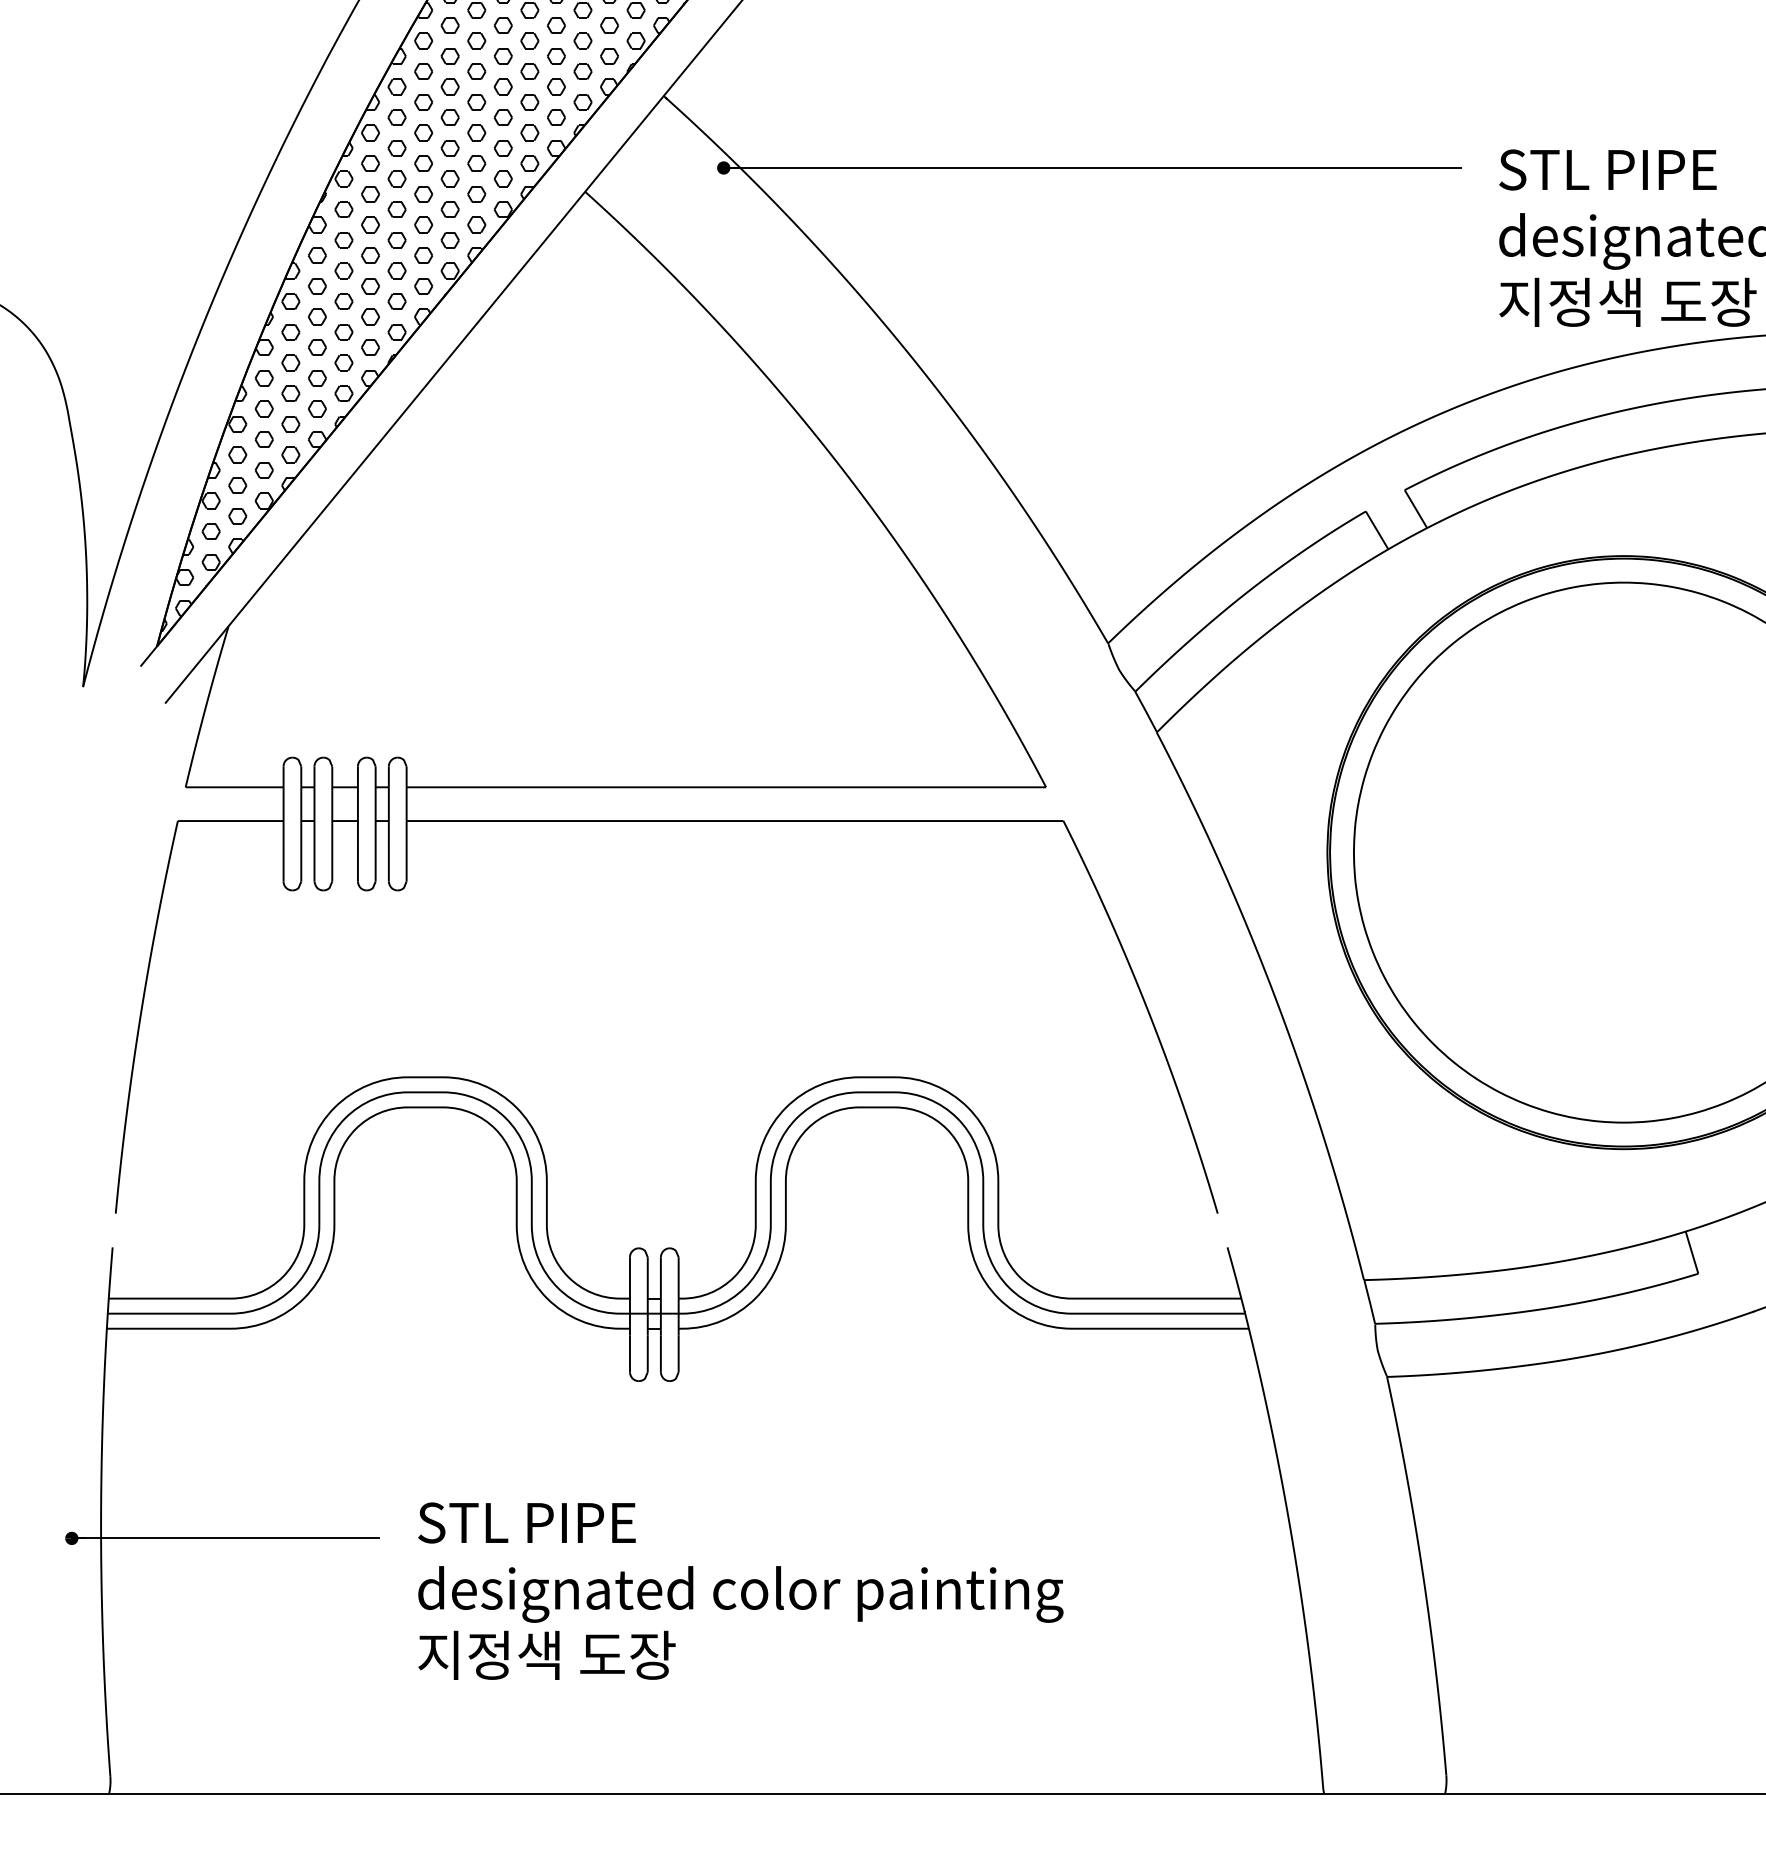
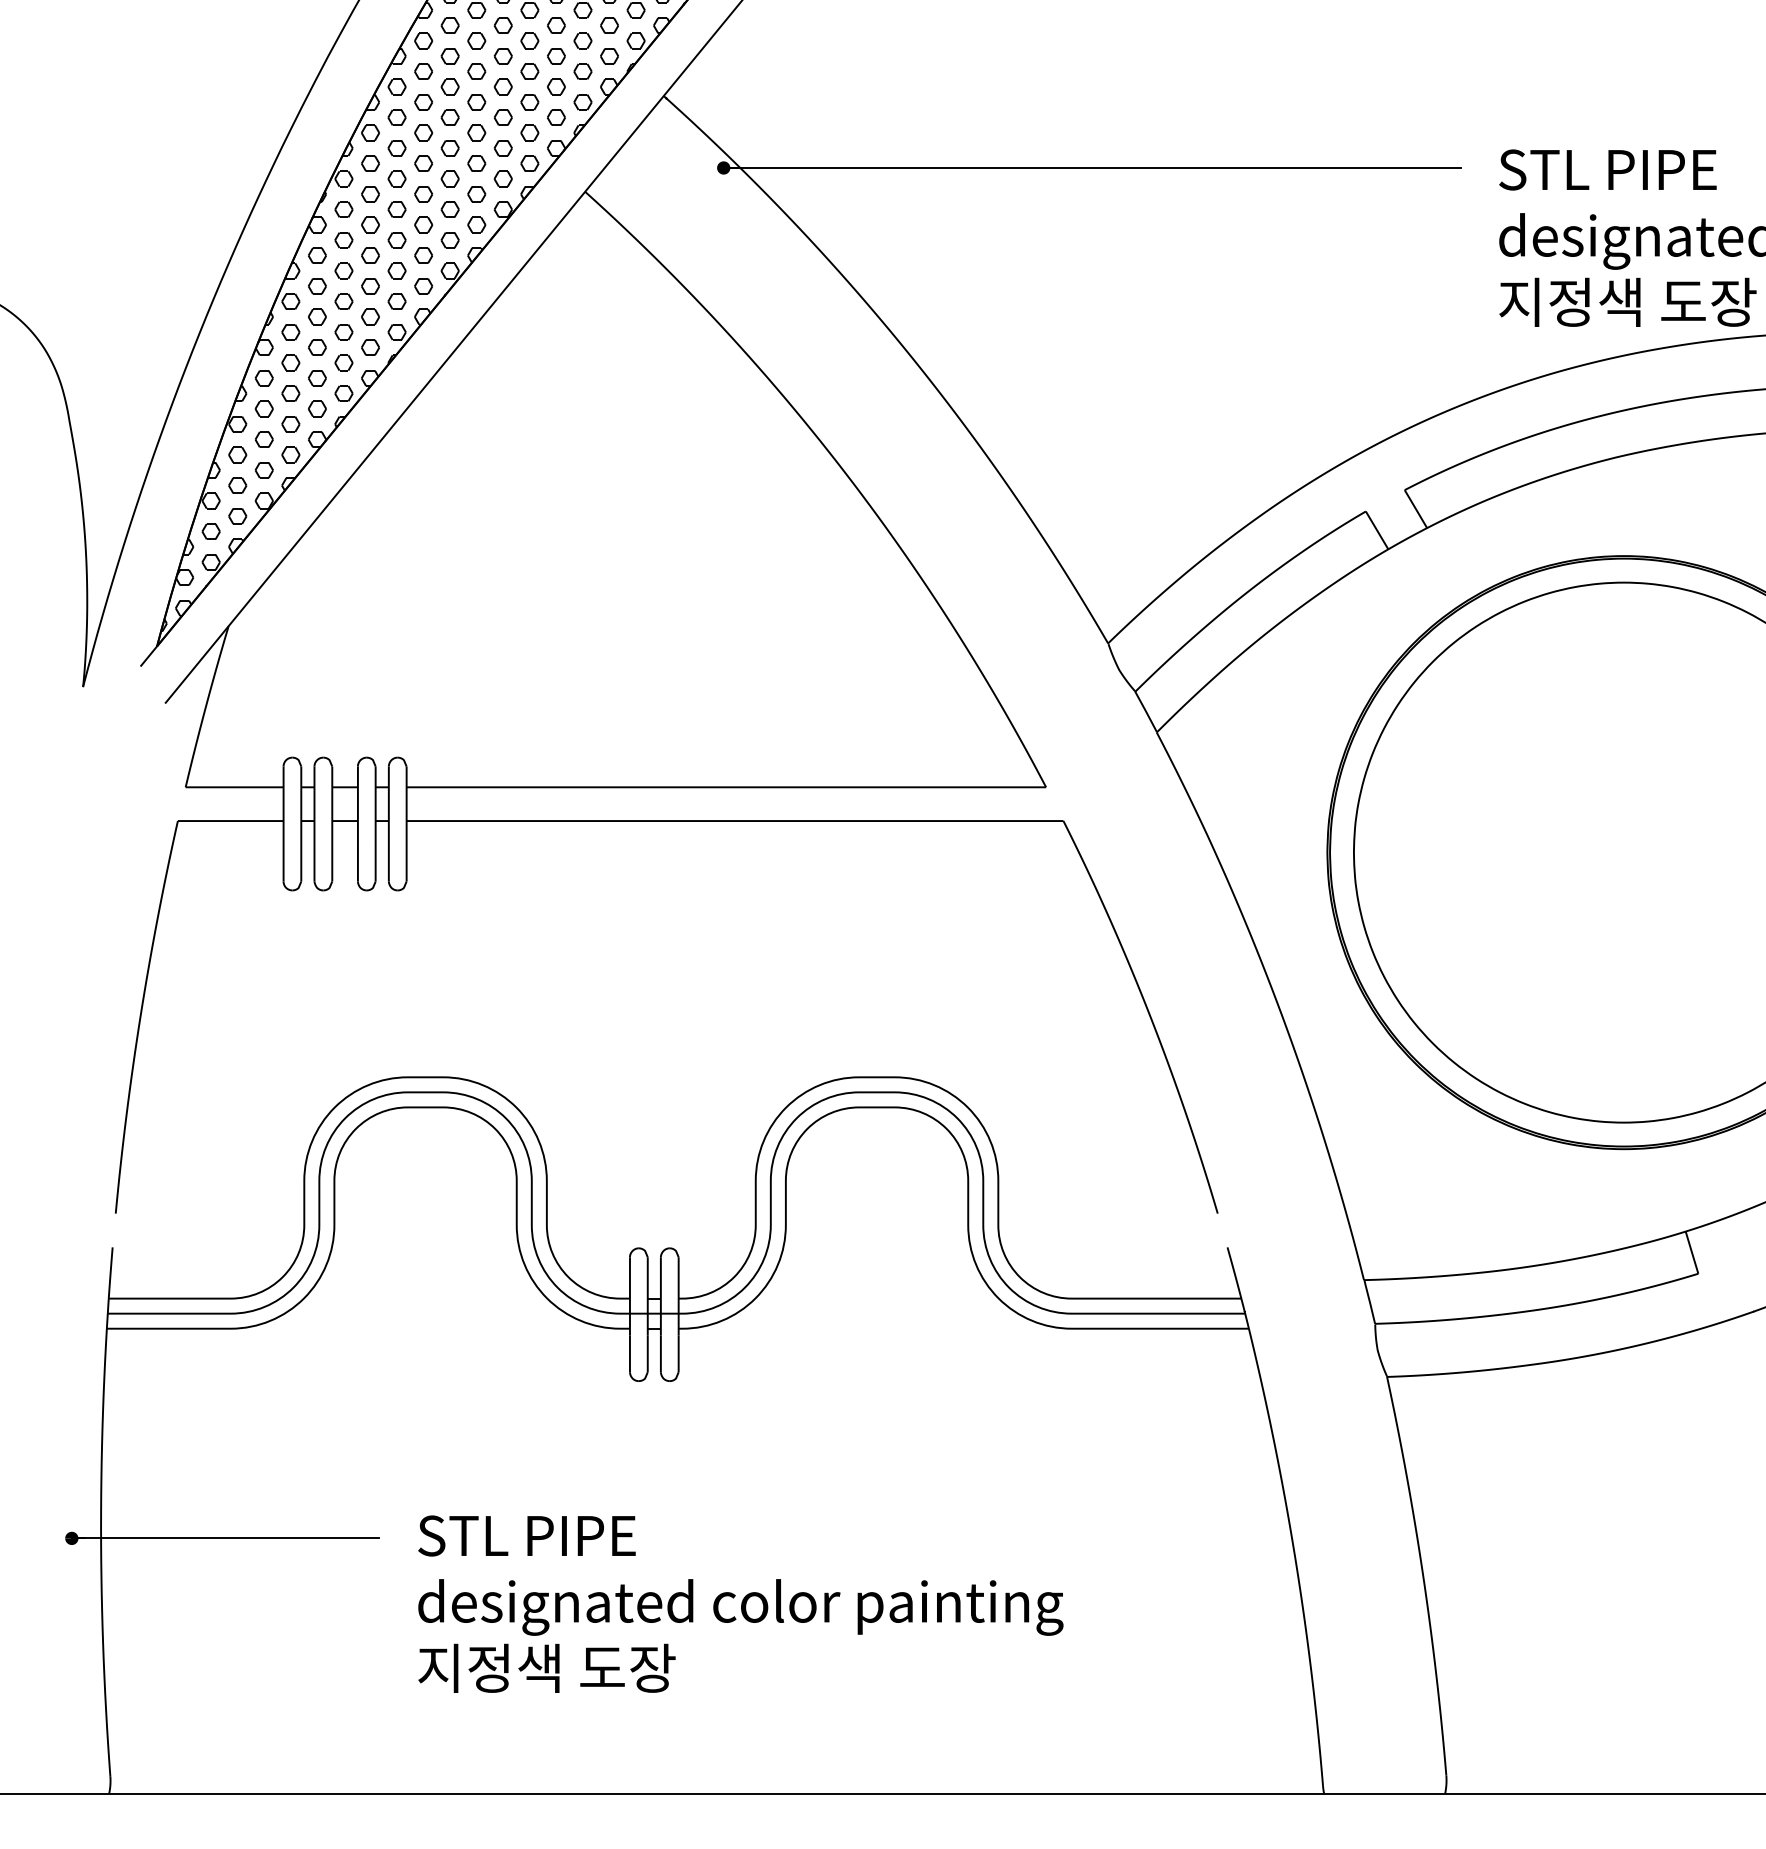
text position: (740, 1590) -> (740, 1603) (740, 1603)
